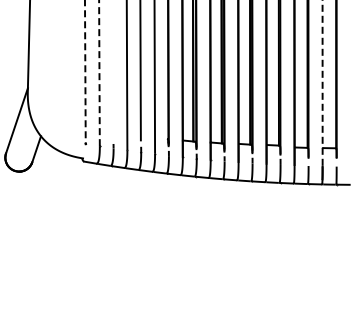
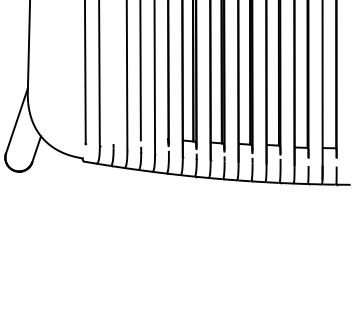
line: dashed -> solid (85, 72)
line: dashed -> solid (99, 73)
line: dashed -> solid (322, 82)
